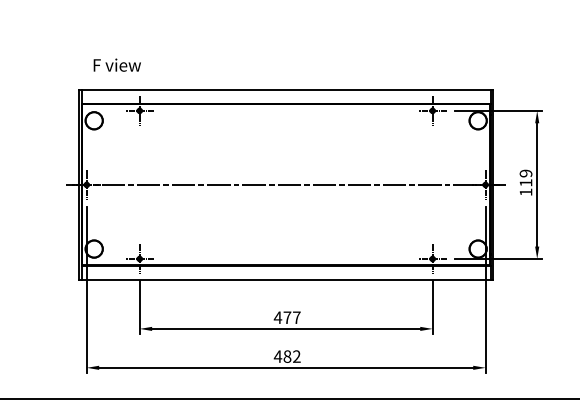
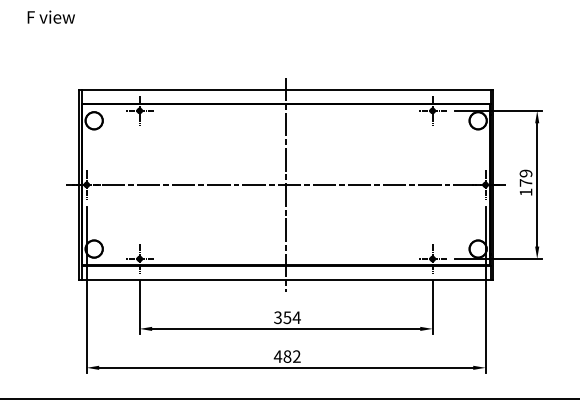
text position: (116, 64) -> (50, 16) (50, 16)
text: 119 -> 179 (525, 182)
line: none -> present (286, 184)
text: 477 -> 354 (286, 317)
